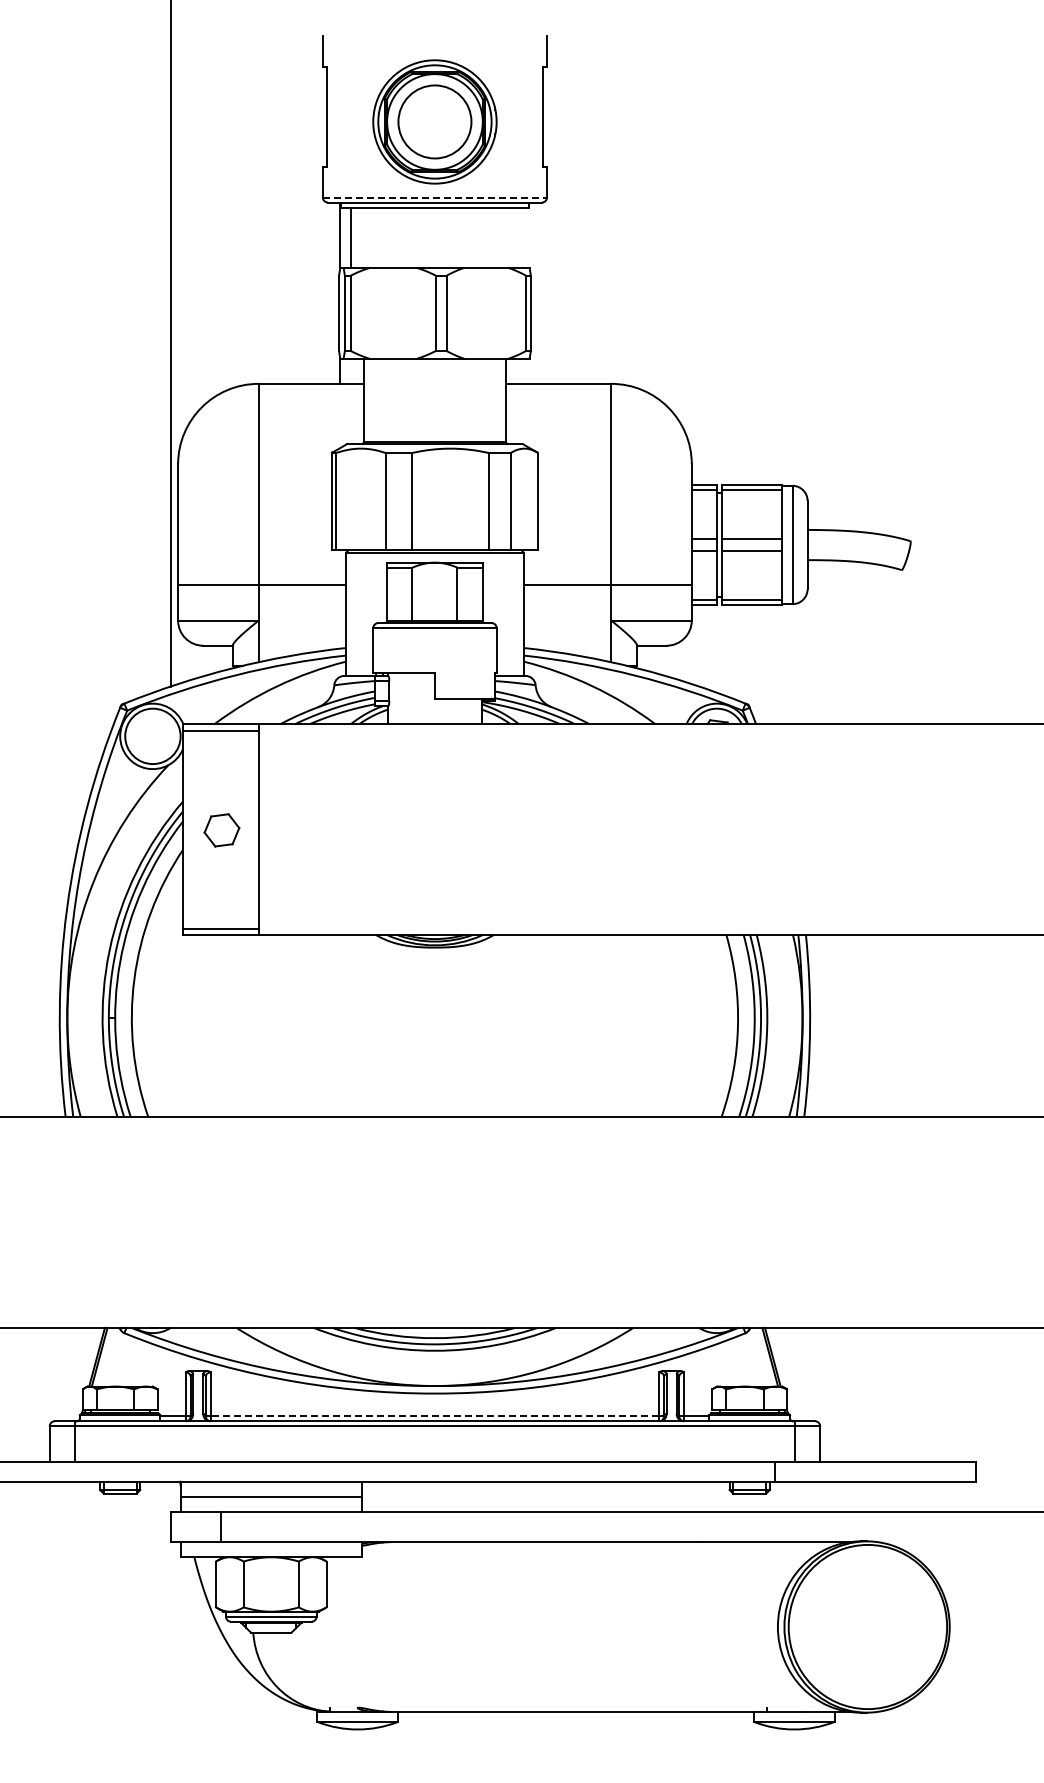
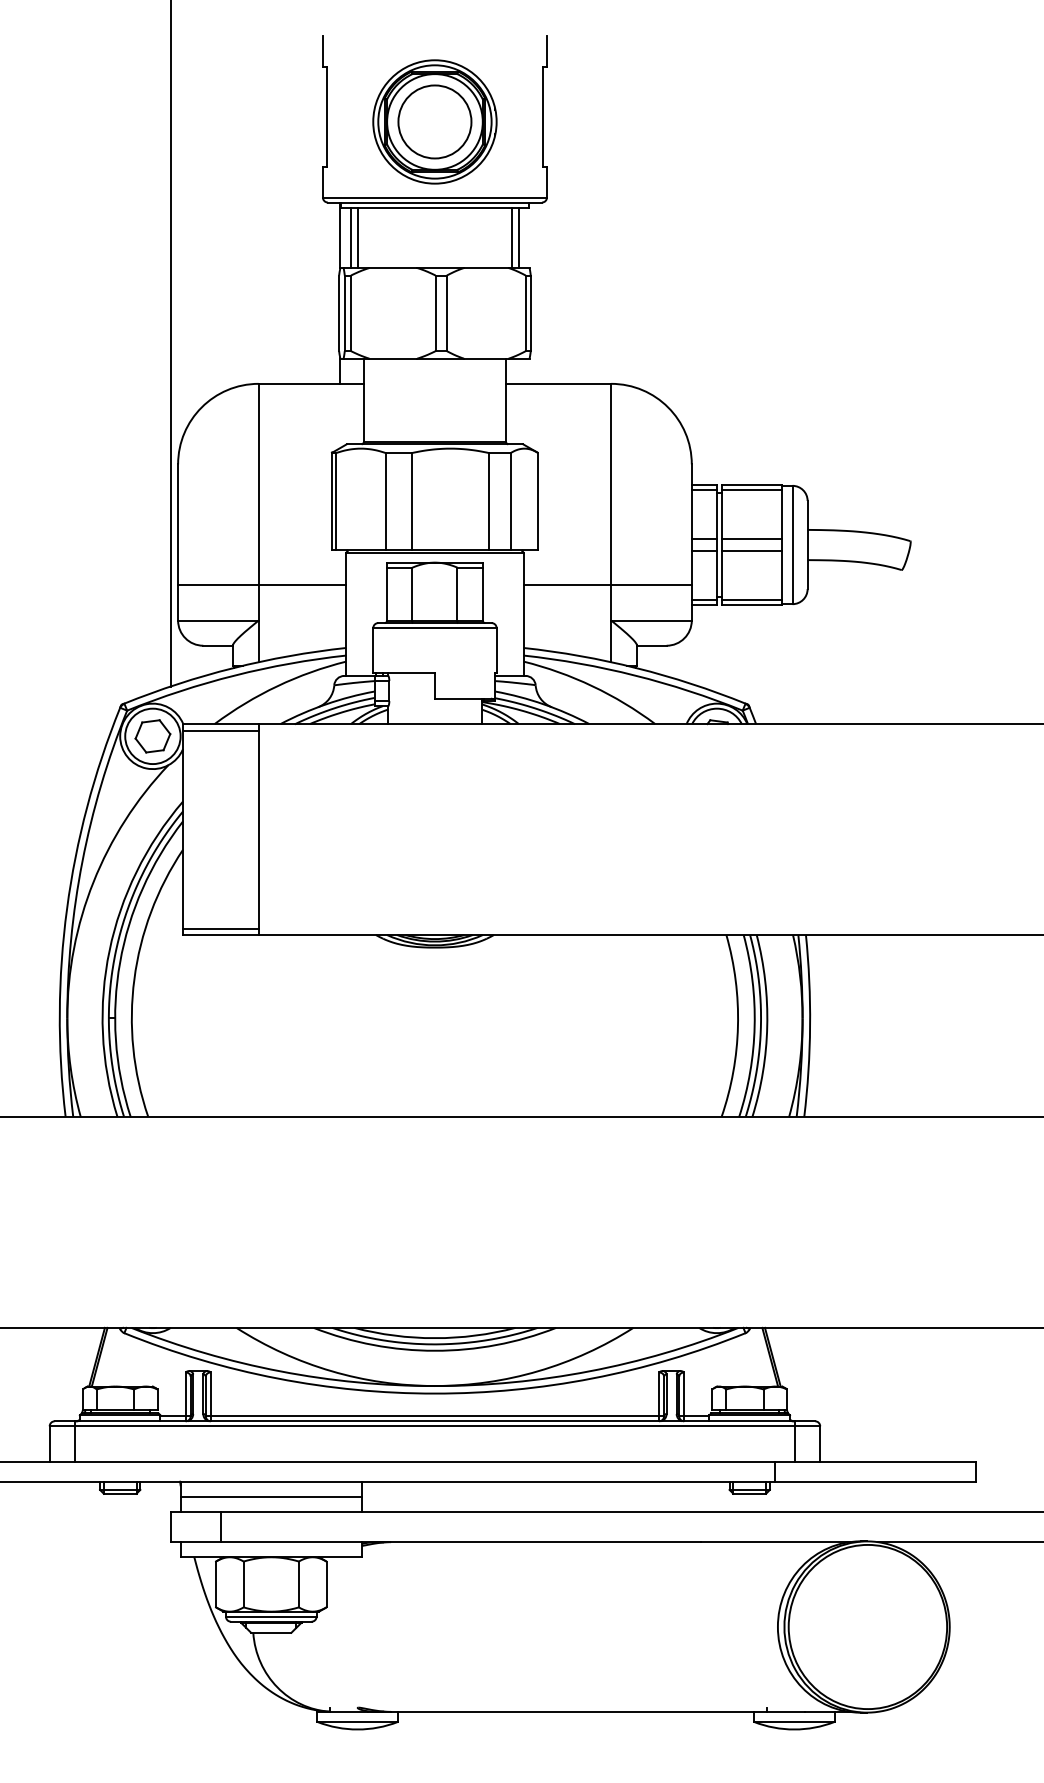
line: dashed -> solid (435, 197)
line: none -> present (357, 237)
line: none -> present (512, 237)
line: none -> present (518, 237)
part position: (221, 830) -> (152, 736) (152, 736)
line: dashed -> solid (434, 1416)
line: none -> present (958, 1542)
